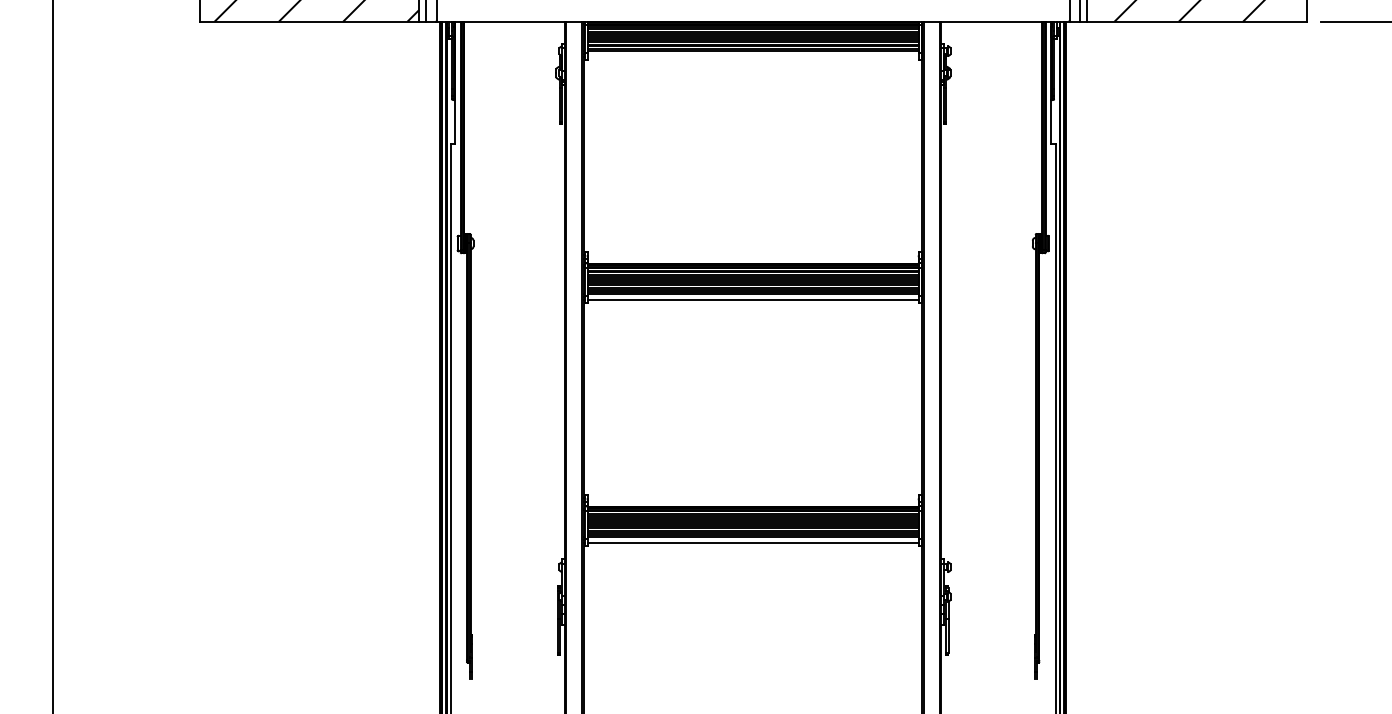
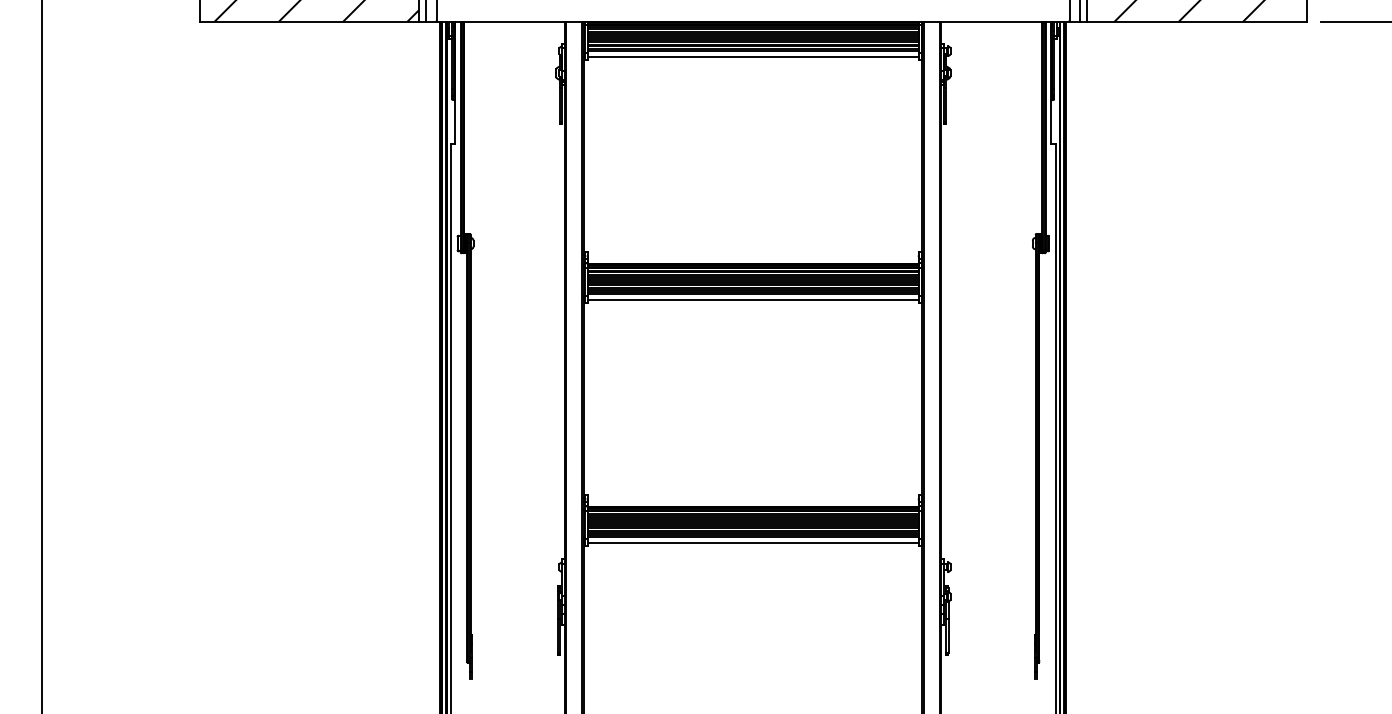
line: none -> present (752, 57)
line position: (52, 356) -> (41, 356) (41, 356)
